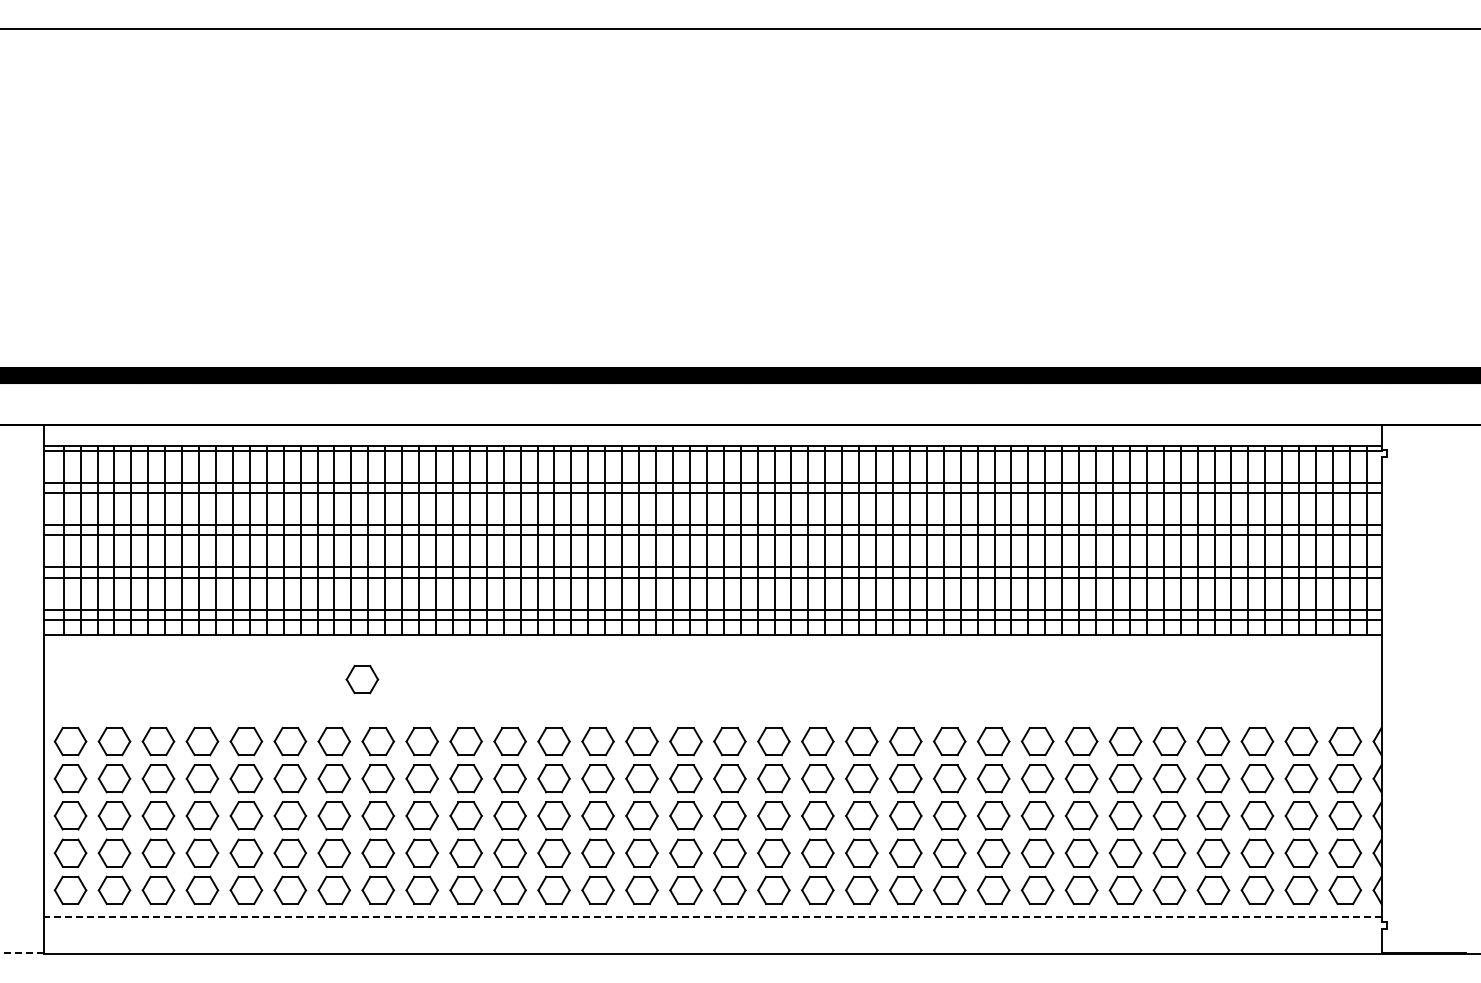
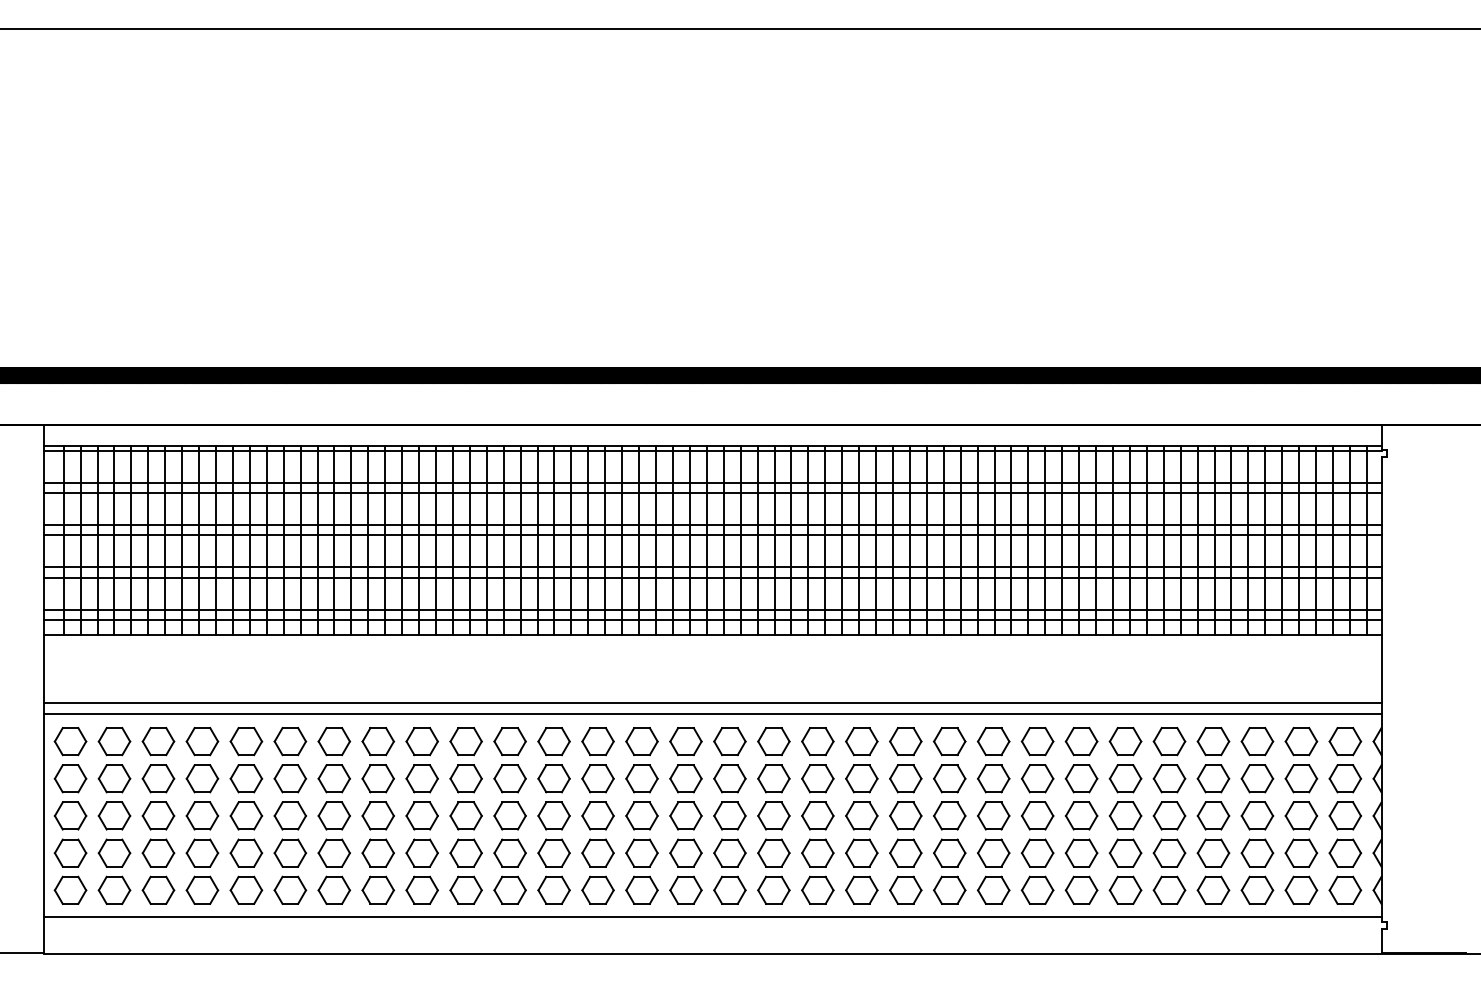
part: present -> none (362, 679)
line: none -> present (712, 702)
line: none -> present (712, 714)
line: dashed -> solid (712, 917)
line: dashed -> solid (22, 953)
